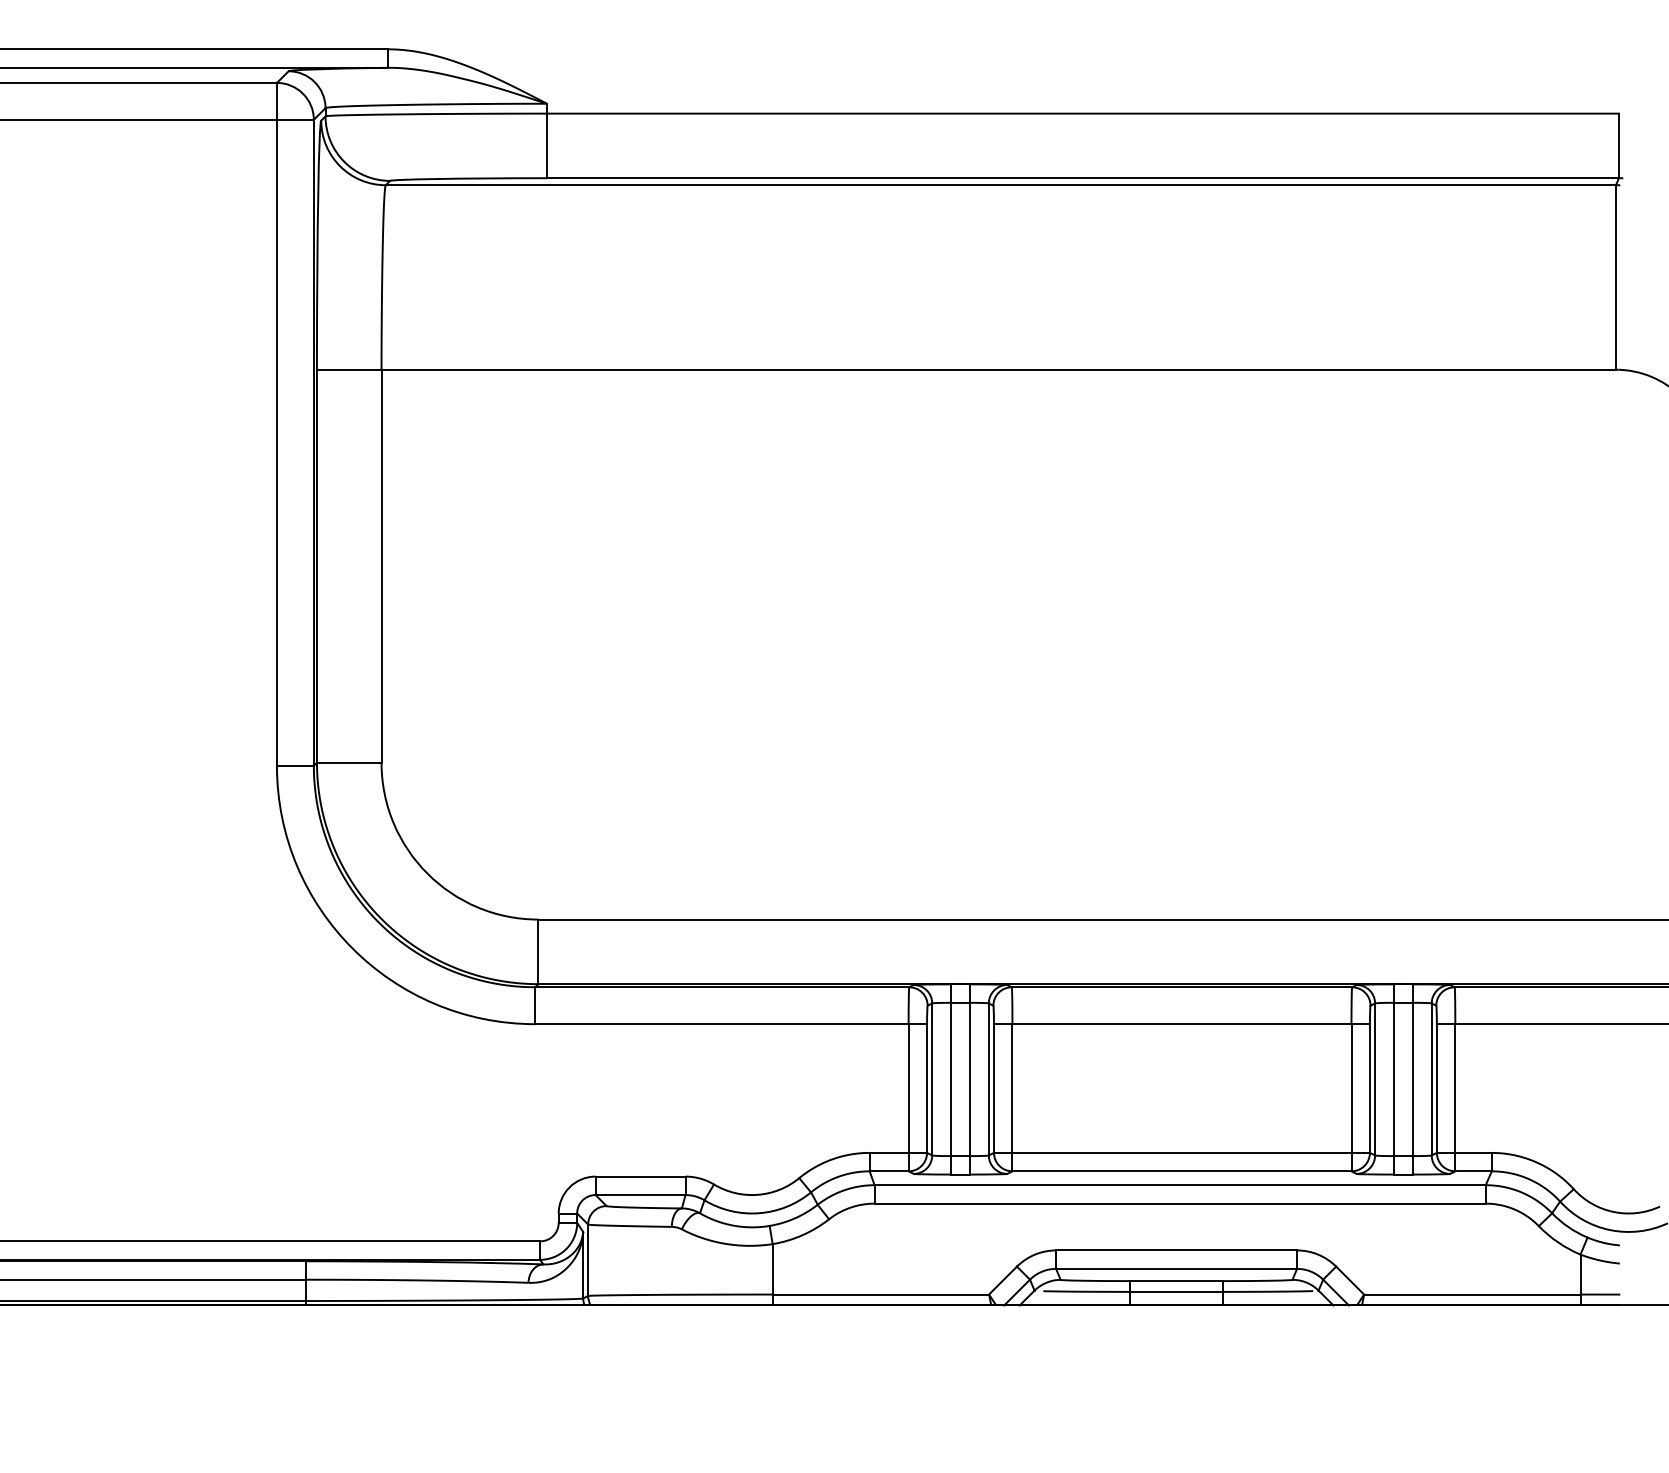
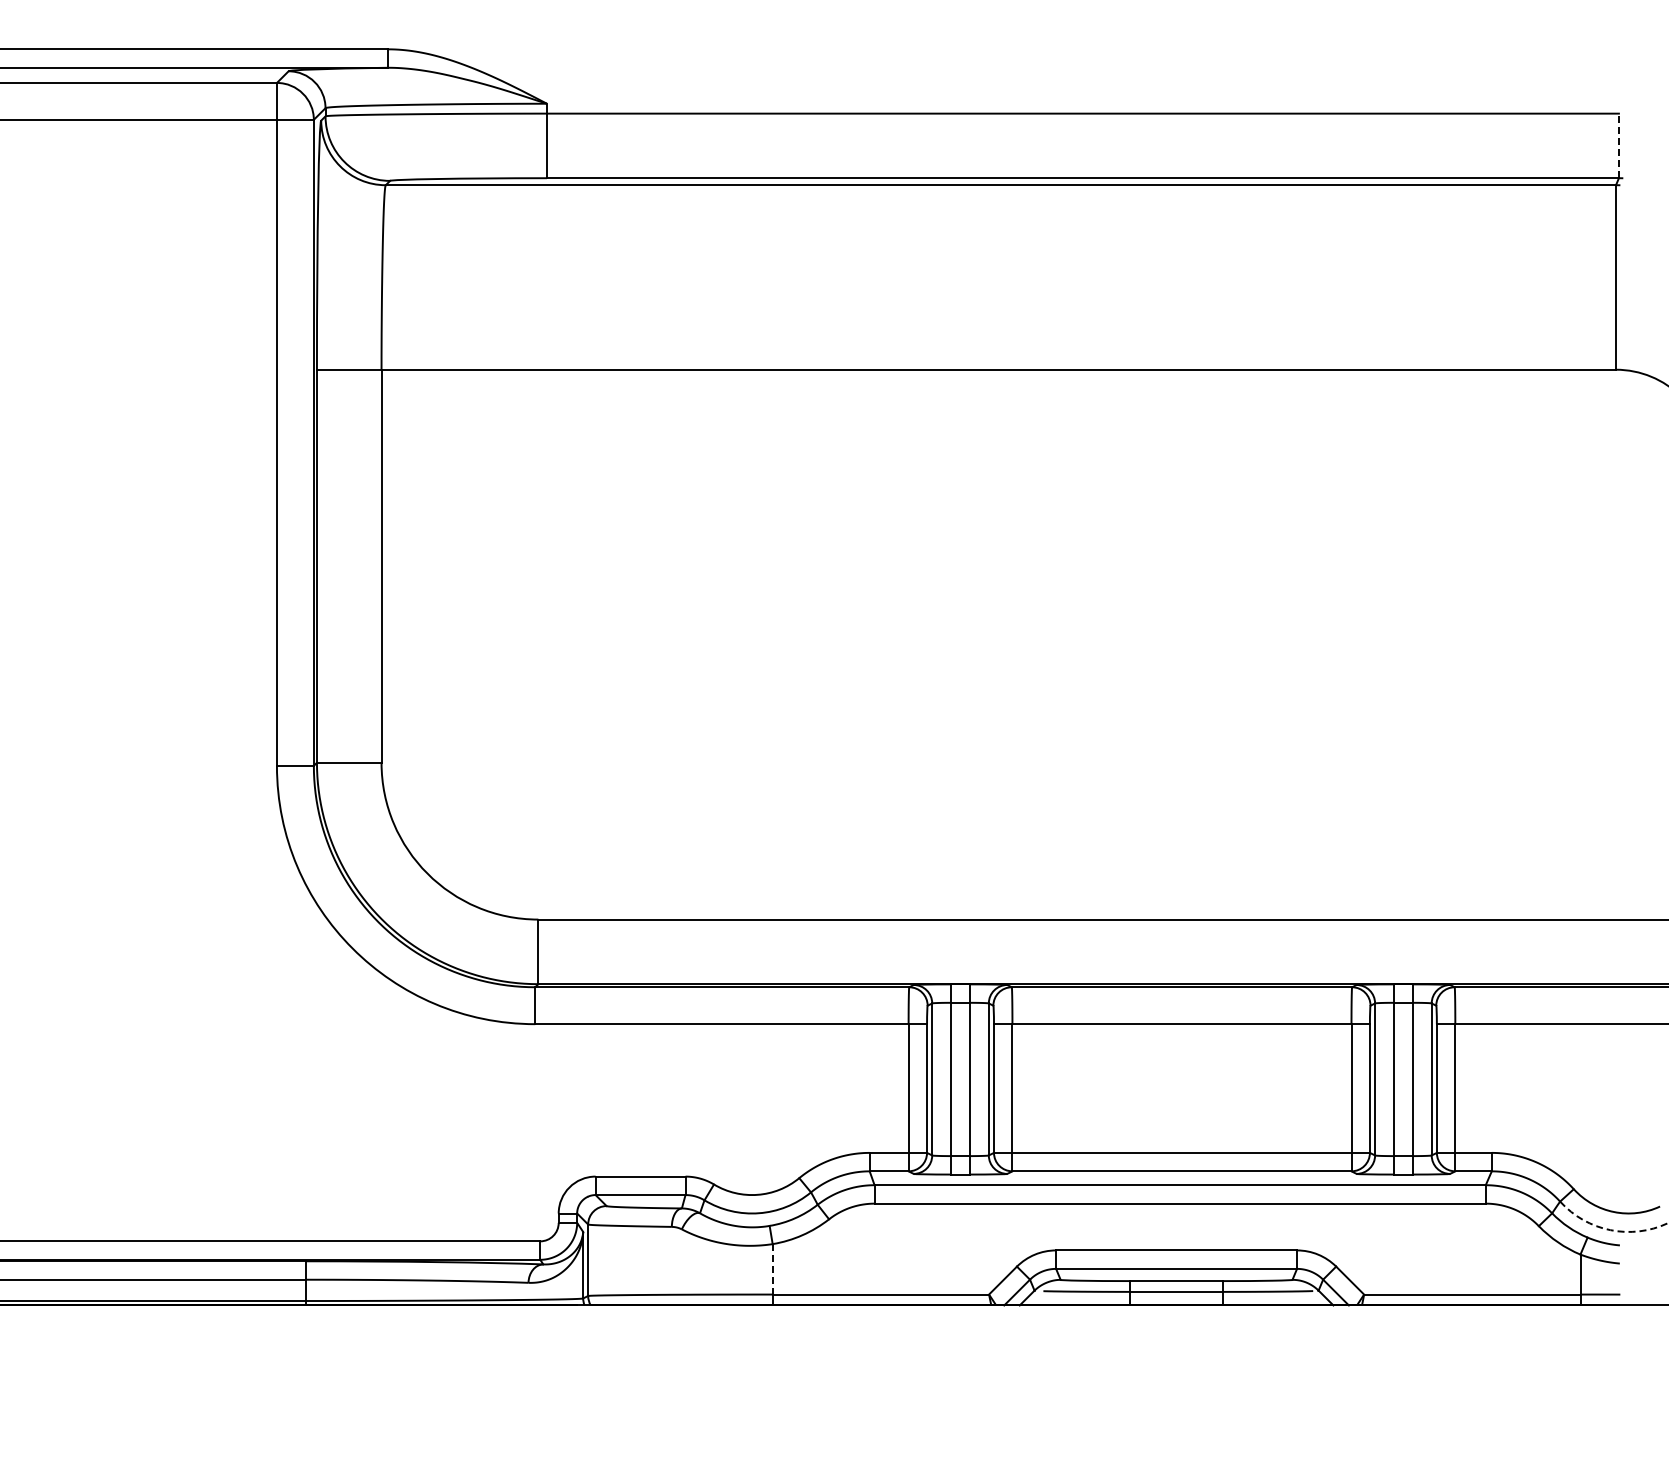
line: solid -> dashed (1618, 145)
arc: solid -> dashed (1610, 1230)
line: solid -> dashed (772, 1269)
